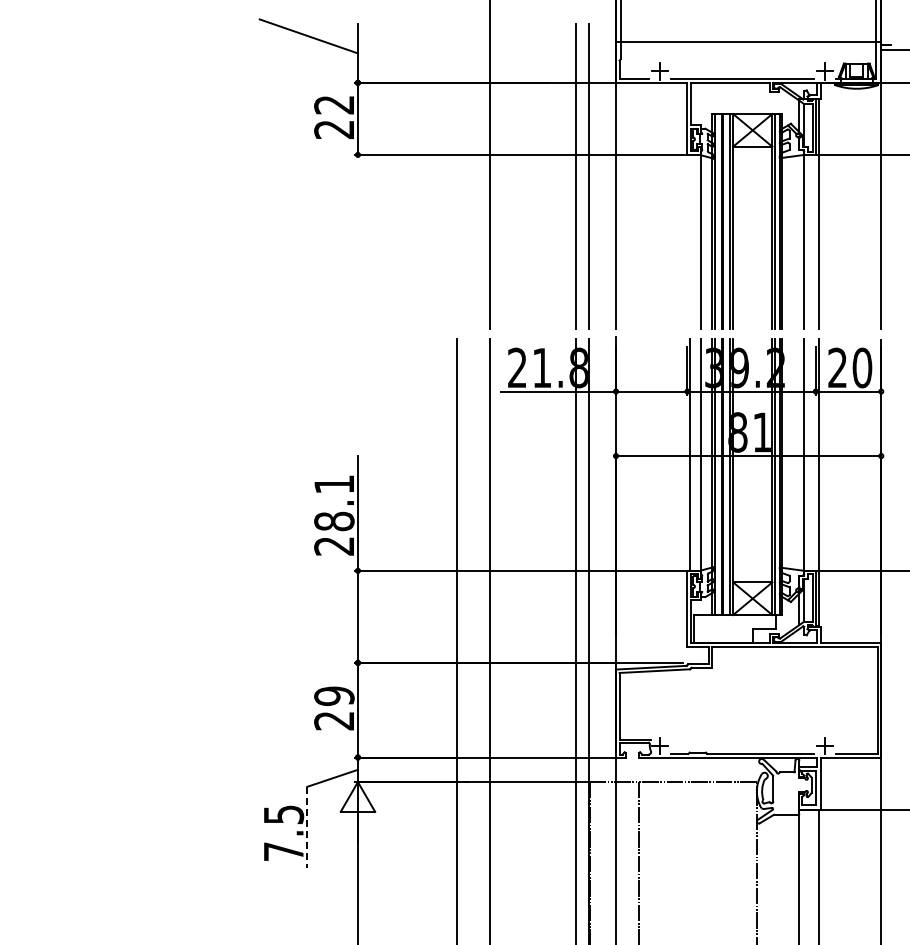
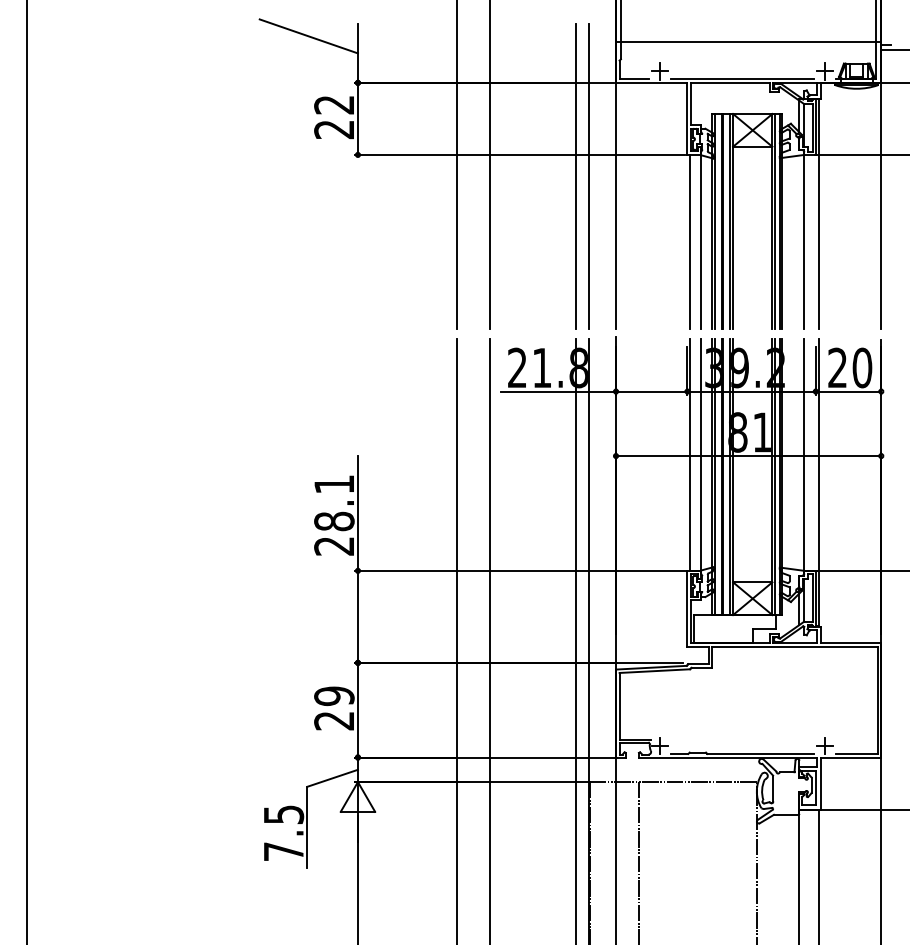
line: none -> present (457, 165)
line: none -> present (690, 241)
line: none -> present (27, 471)
line: dashed -> solid (307, 827)
